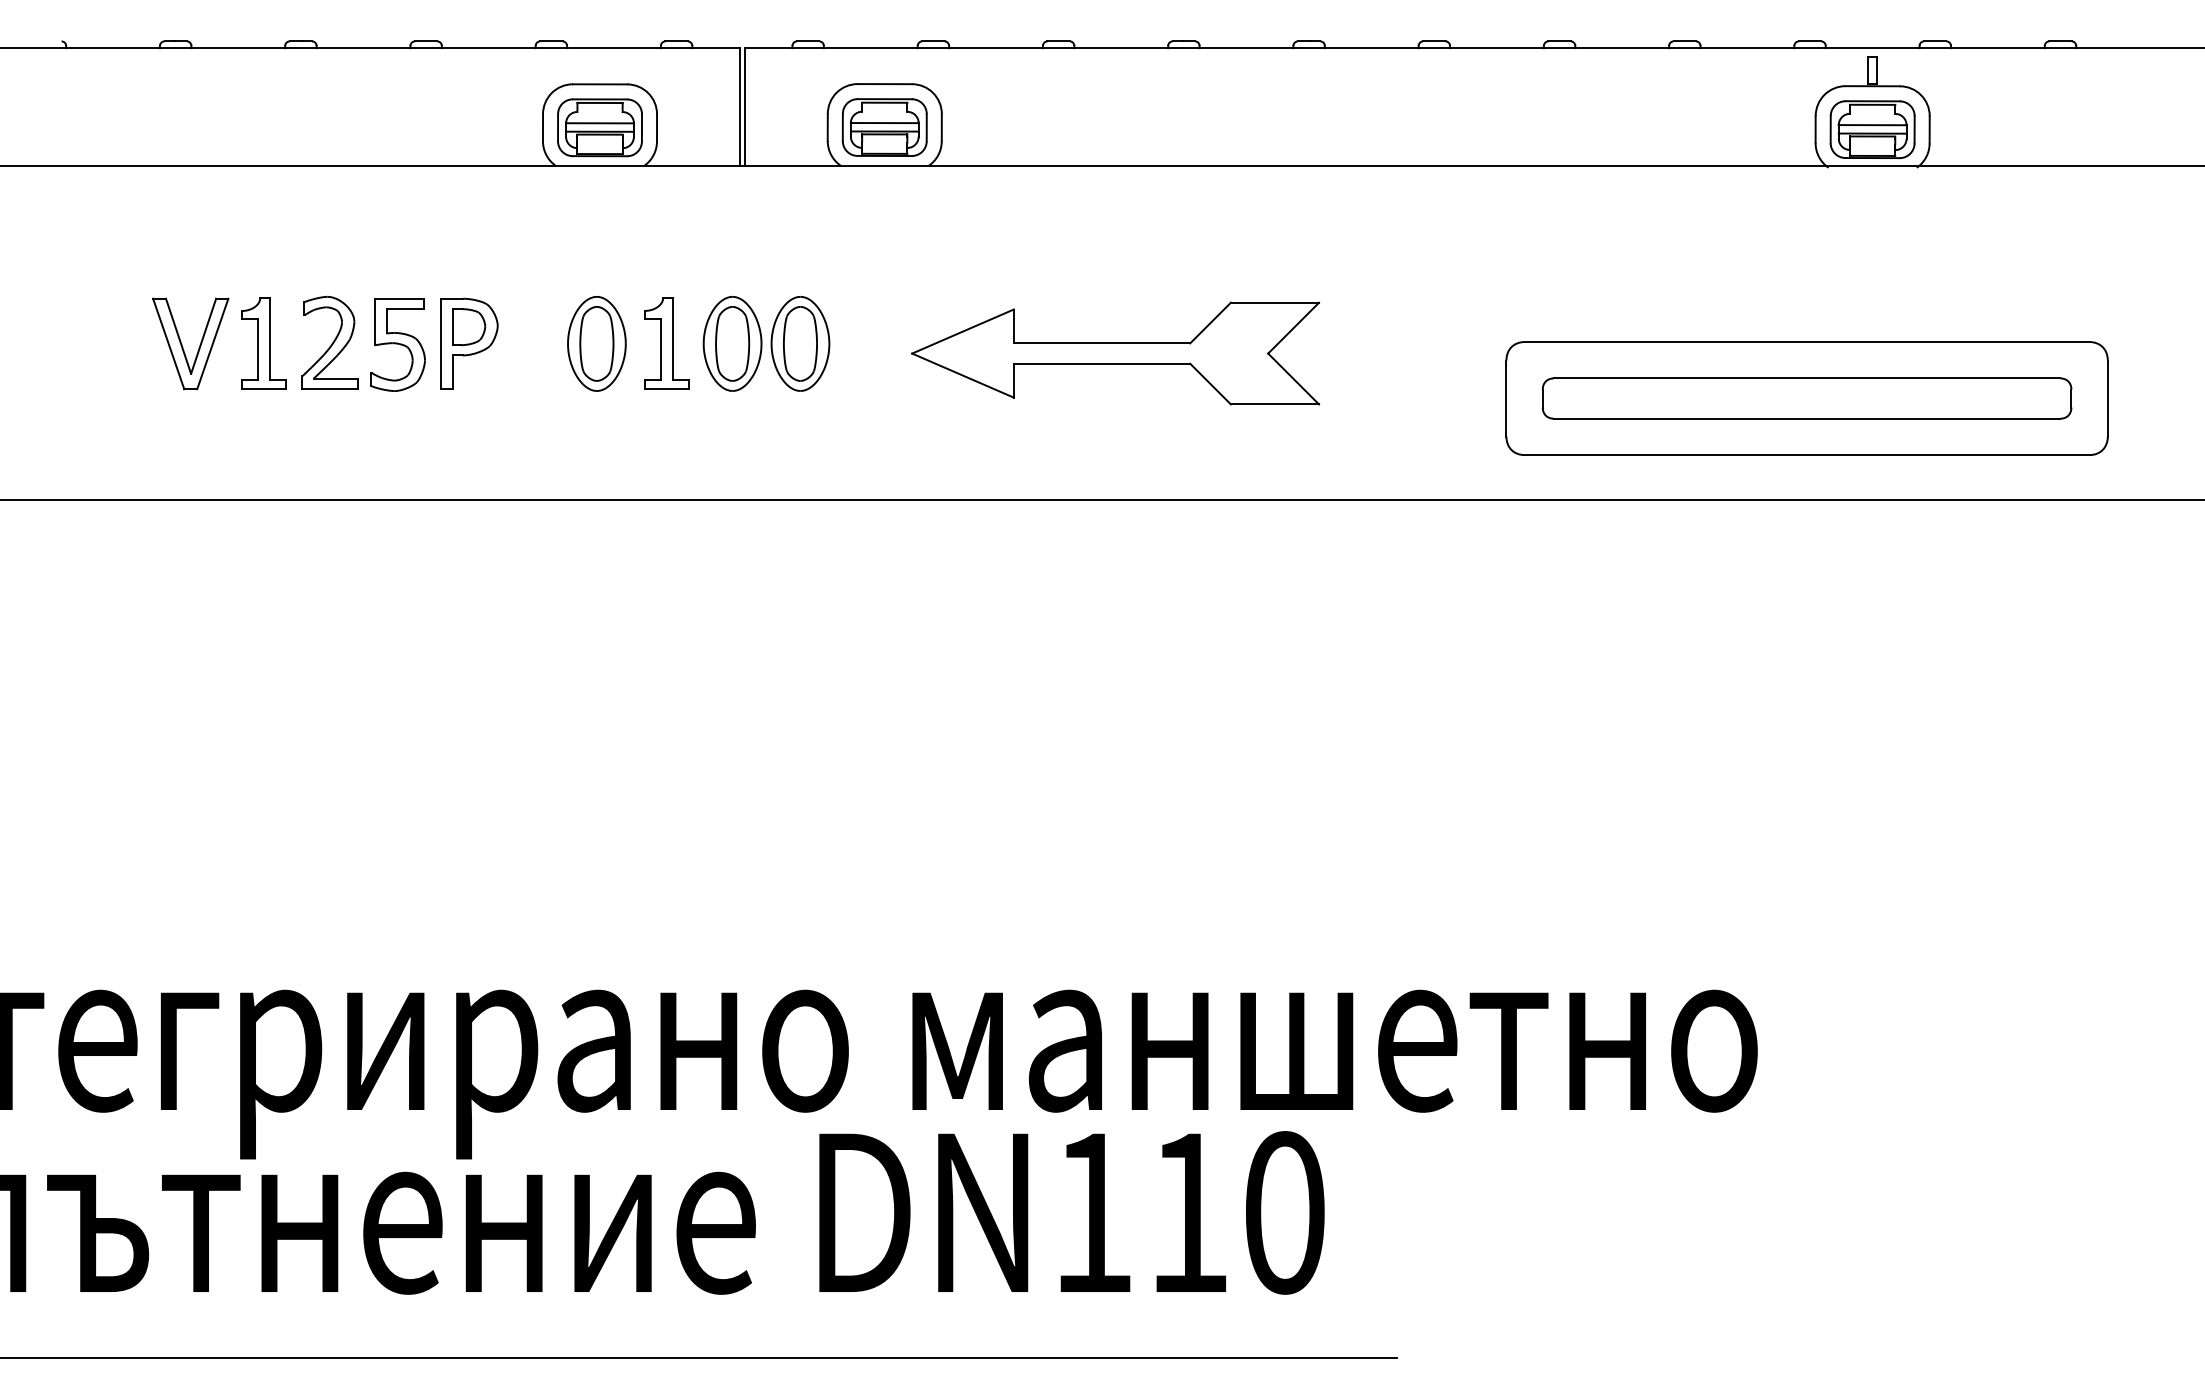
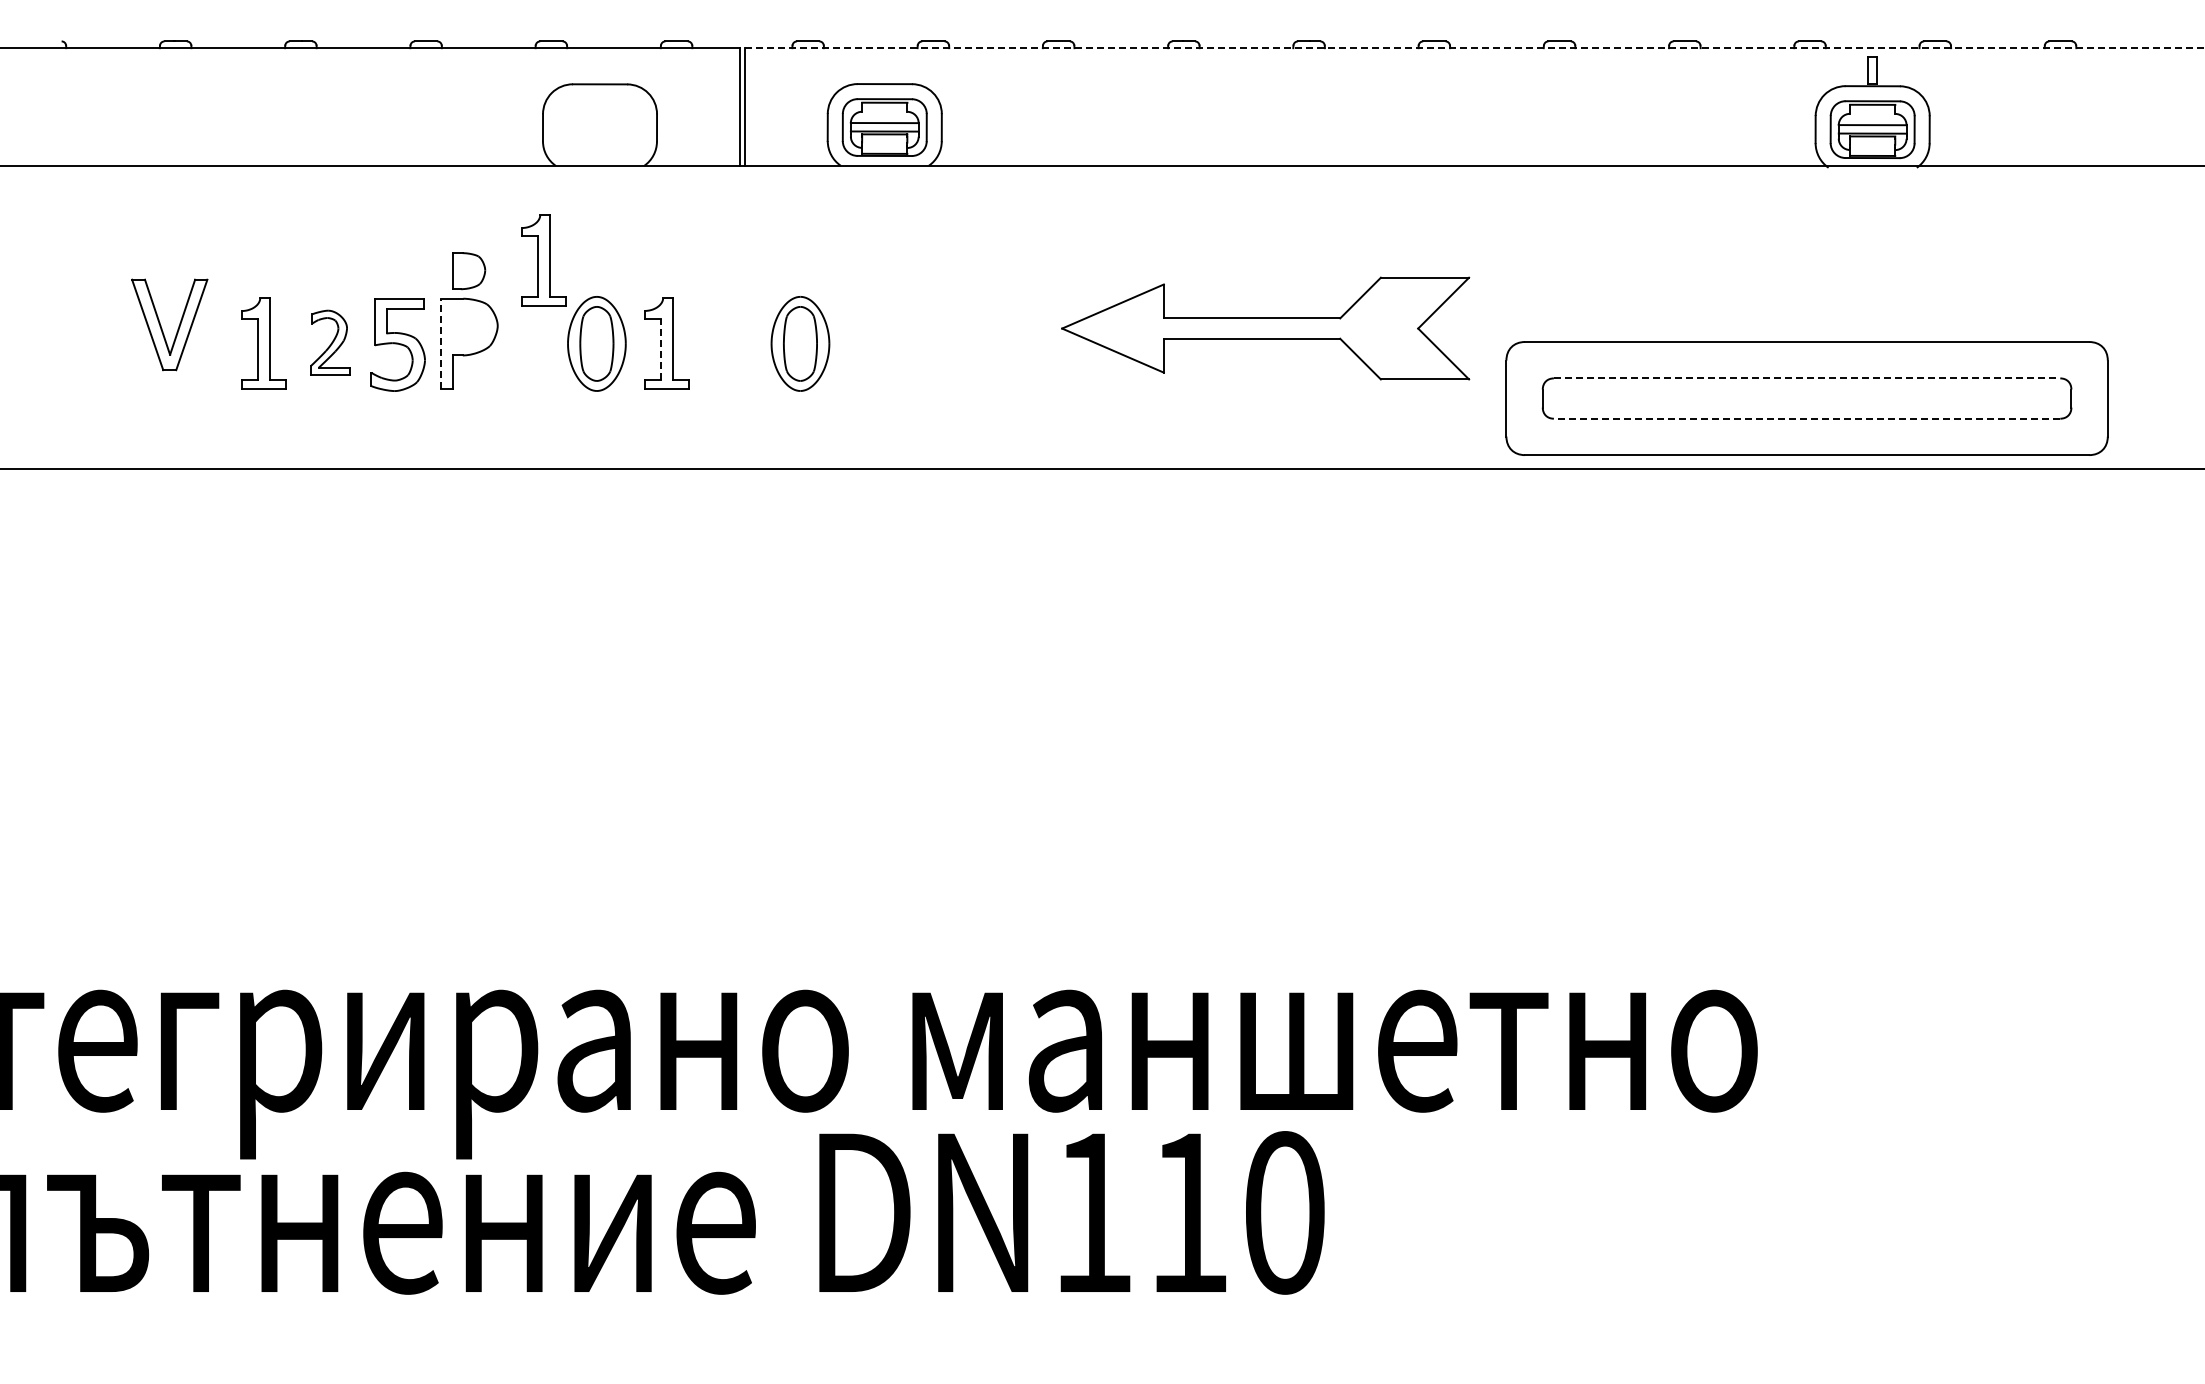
line: solid -> dashed (1474, 48)
part: present -> none (599, 127)
part: none -> present (543, 260)
part position: (469, 327) -> (469, 271) (469, 271)
part size: 58x94 px -> 41x67 px (330, 342)
line: solid -> dashed (440, 343)
part: present -> none (732, 343)
part position: (182, 344) -> (161, 325) (161, 325)
line: solid -> dashed (660, 349)
part position: (1115, 353) -> (1265, 328) (1265, 328)
line: solid -> dashed (1807, 378)
line: solid -> dashed (1806, 418)
line position: (1101, 500) -> (1101, 469) (1101, 469)
line: present -> none (699, 1357)
